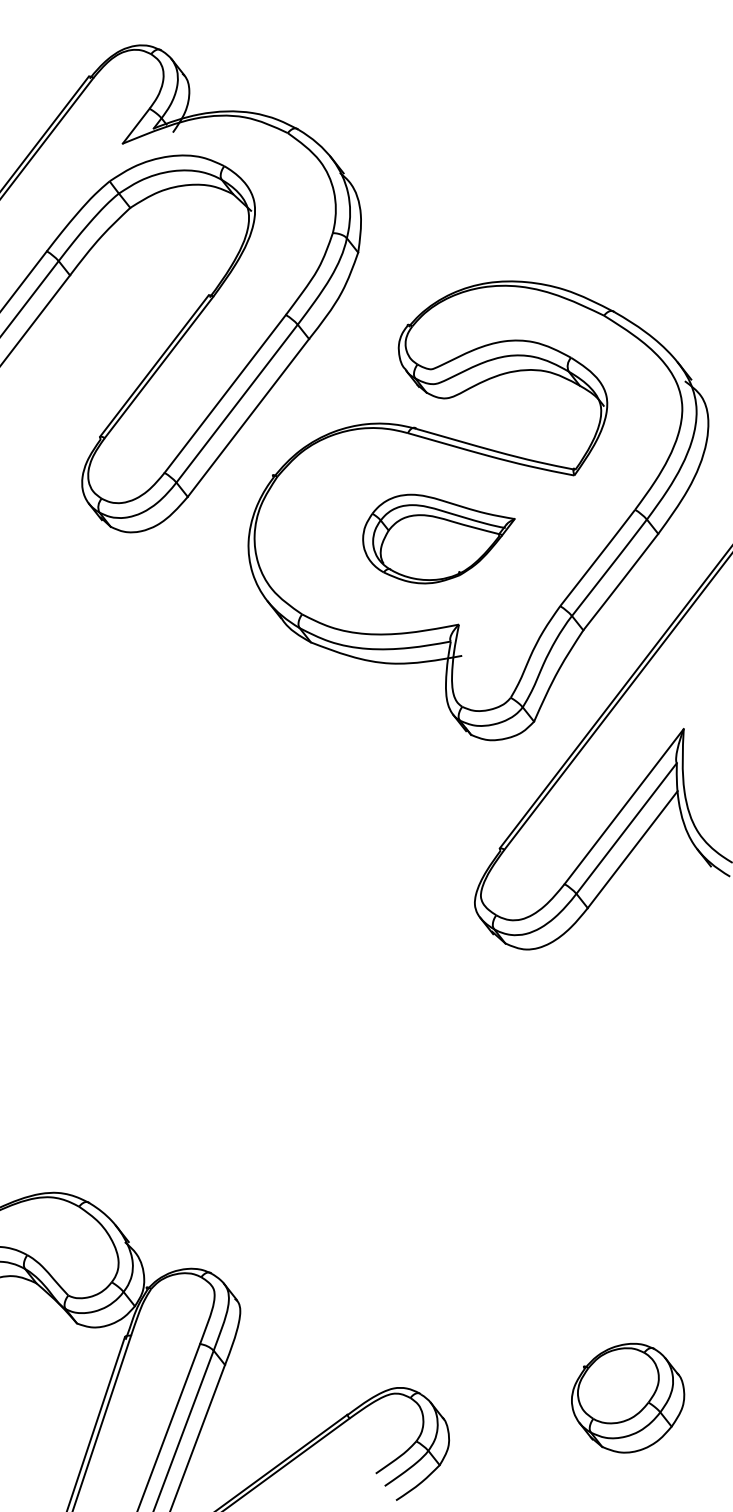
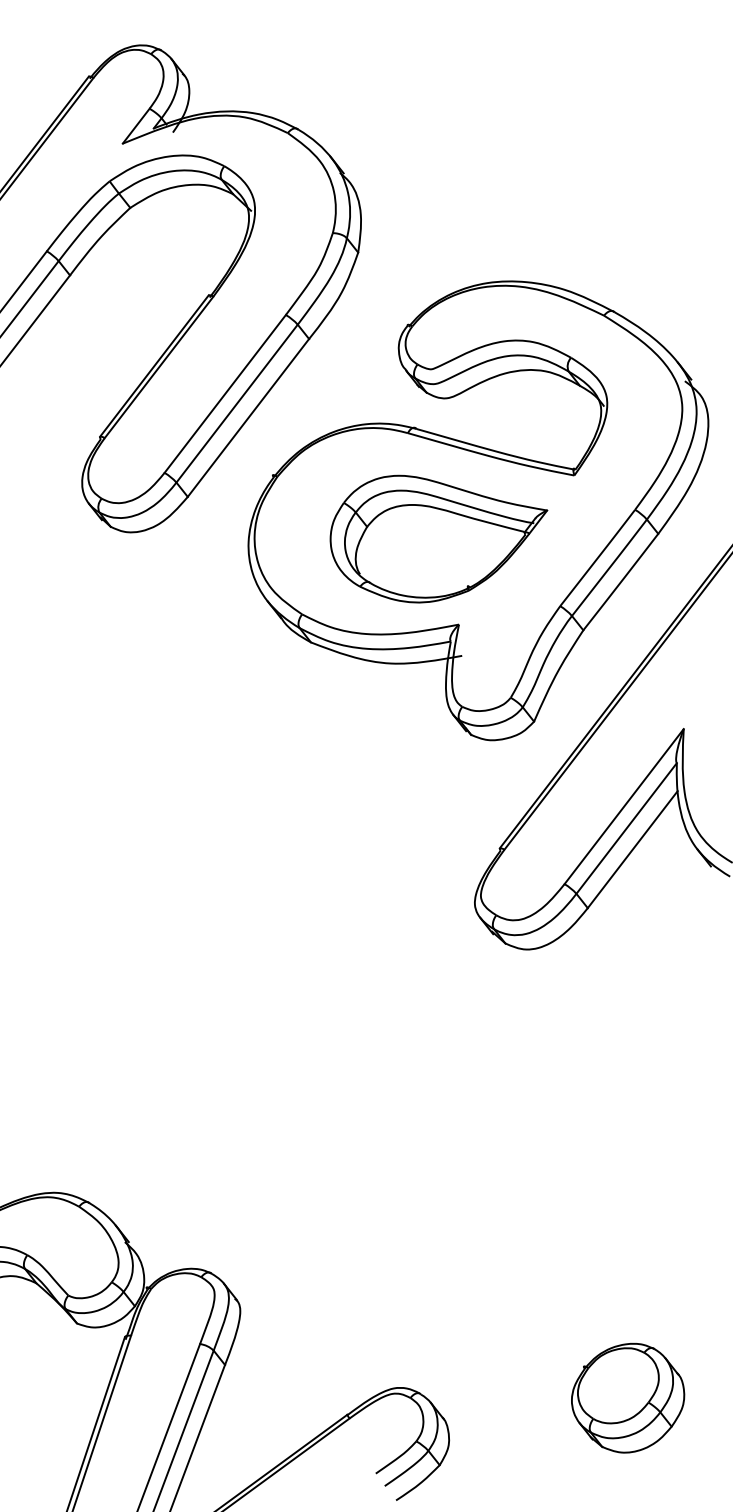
part size: 154x92 px -> 220x130 px (438, 538)
